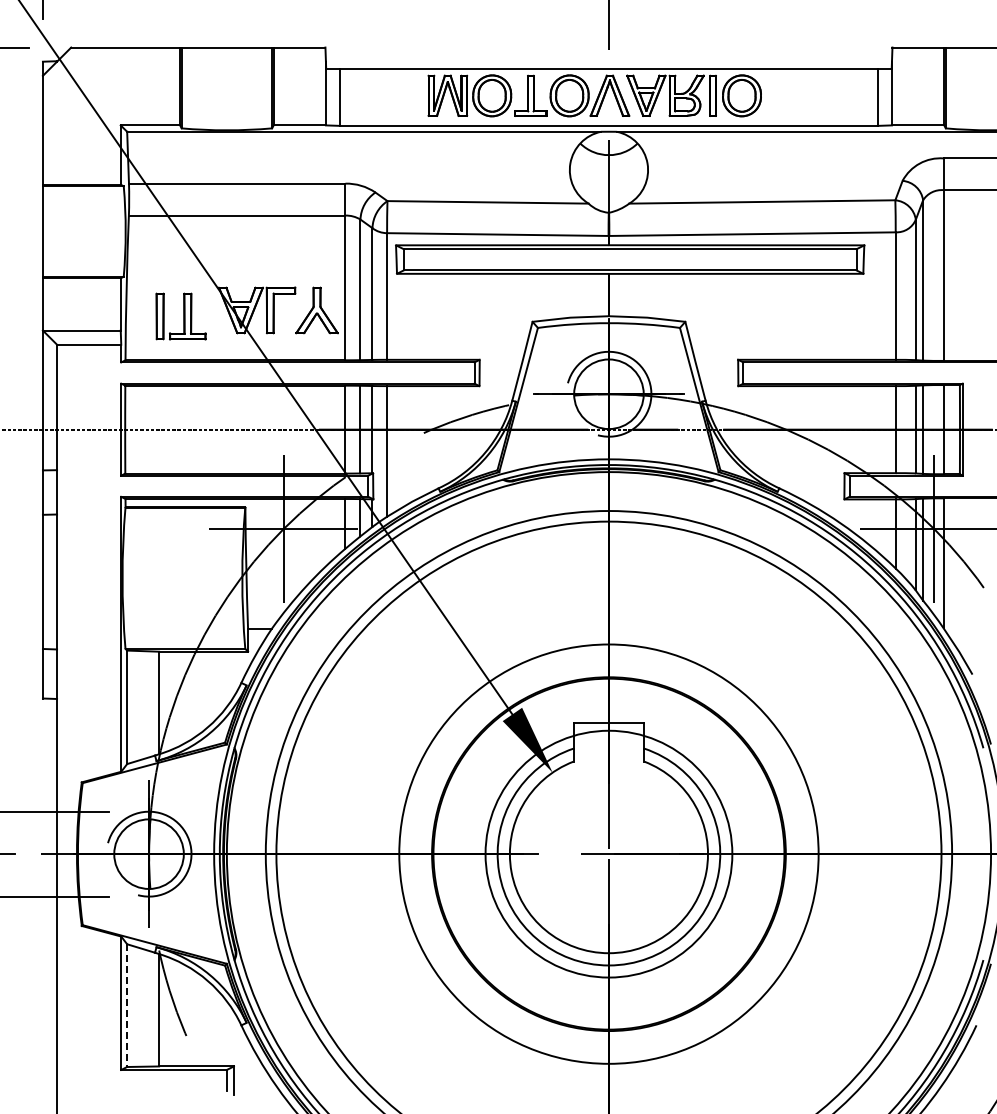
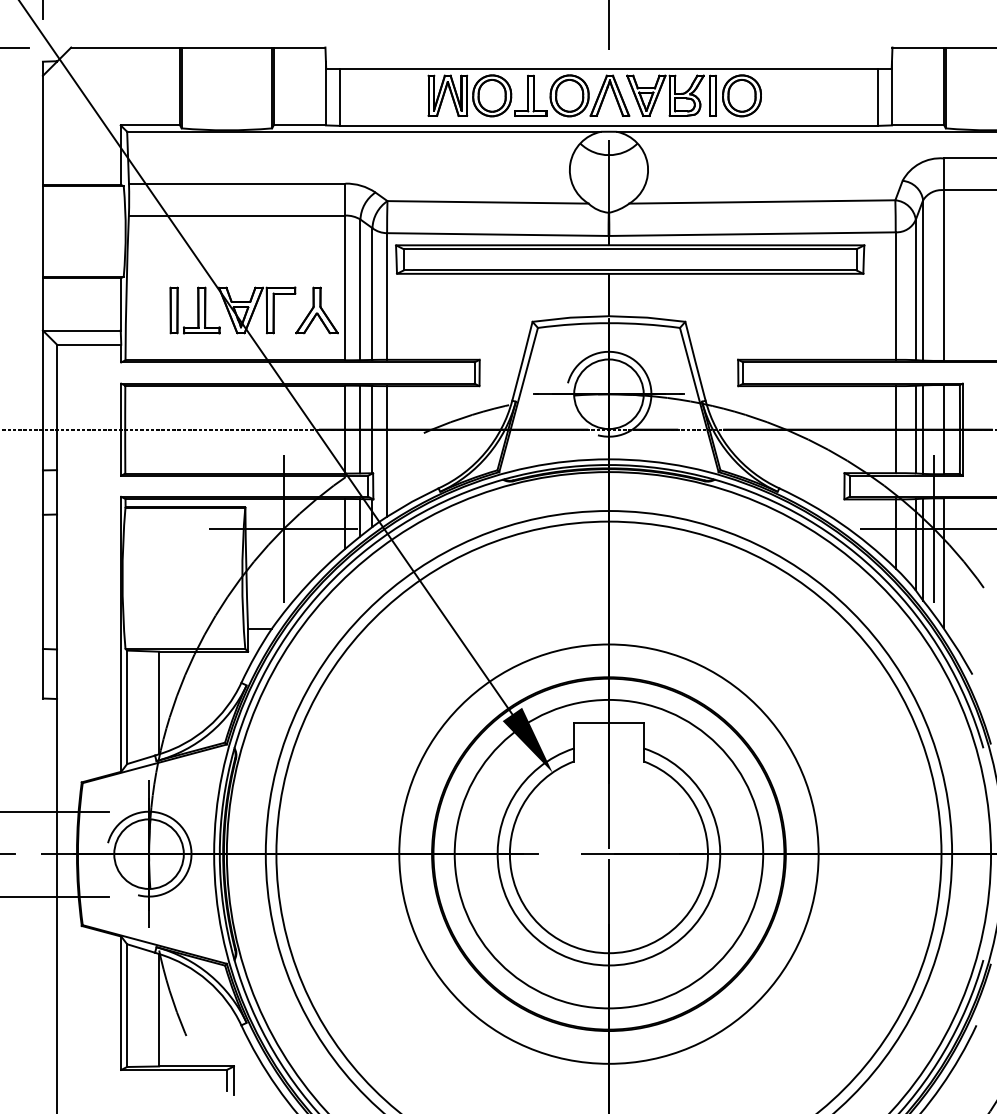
part position: (180, 316) -> (194, 310) (194, 310)
circle diameter: 247 px -> 308 px (608, 853)
line: dashed -> solid (127, 1006)
